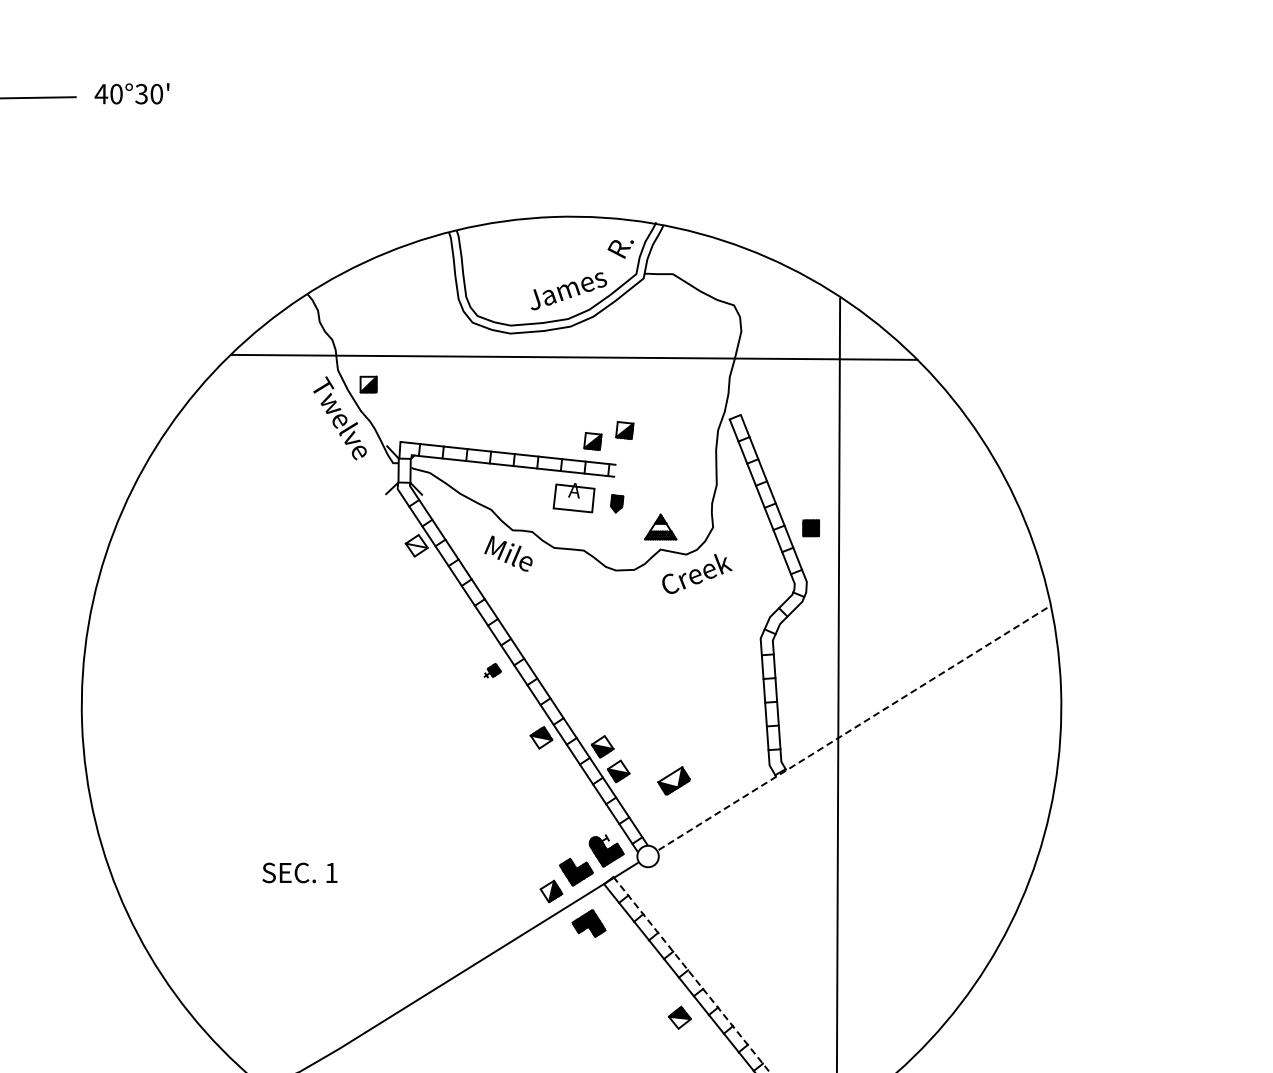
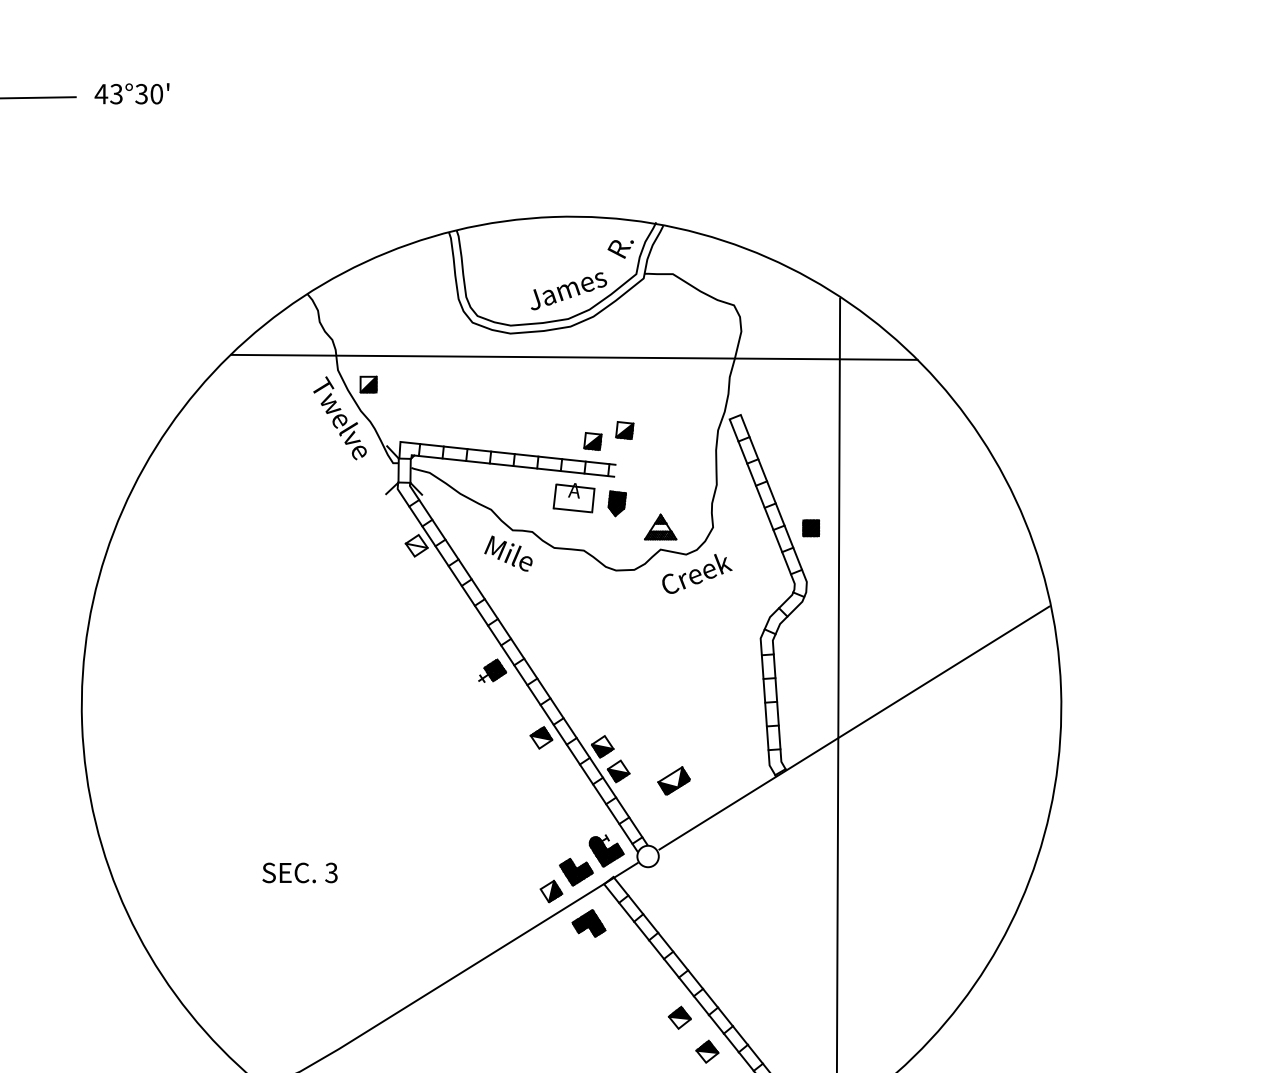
text: 40°30' -> 43°30' (116, 94)
part size: 15x20 px -> 20x28 px (616, 503)
part size: 19x16 px -> 30x25 px (492, 670)
line: dashed -> solid (854, 728)
text: 1 -> 3 (331, 872)
line: dashed -> solid (692, 975)
part: none -> present (707, 1051)
